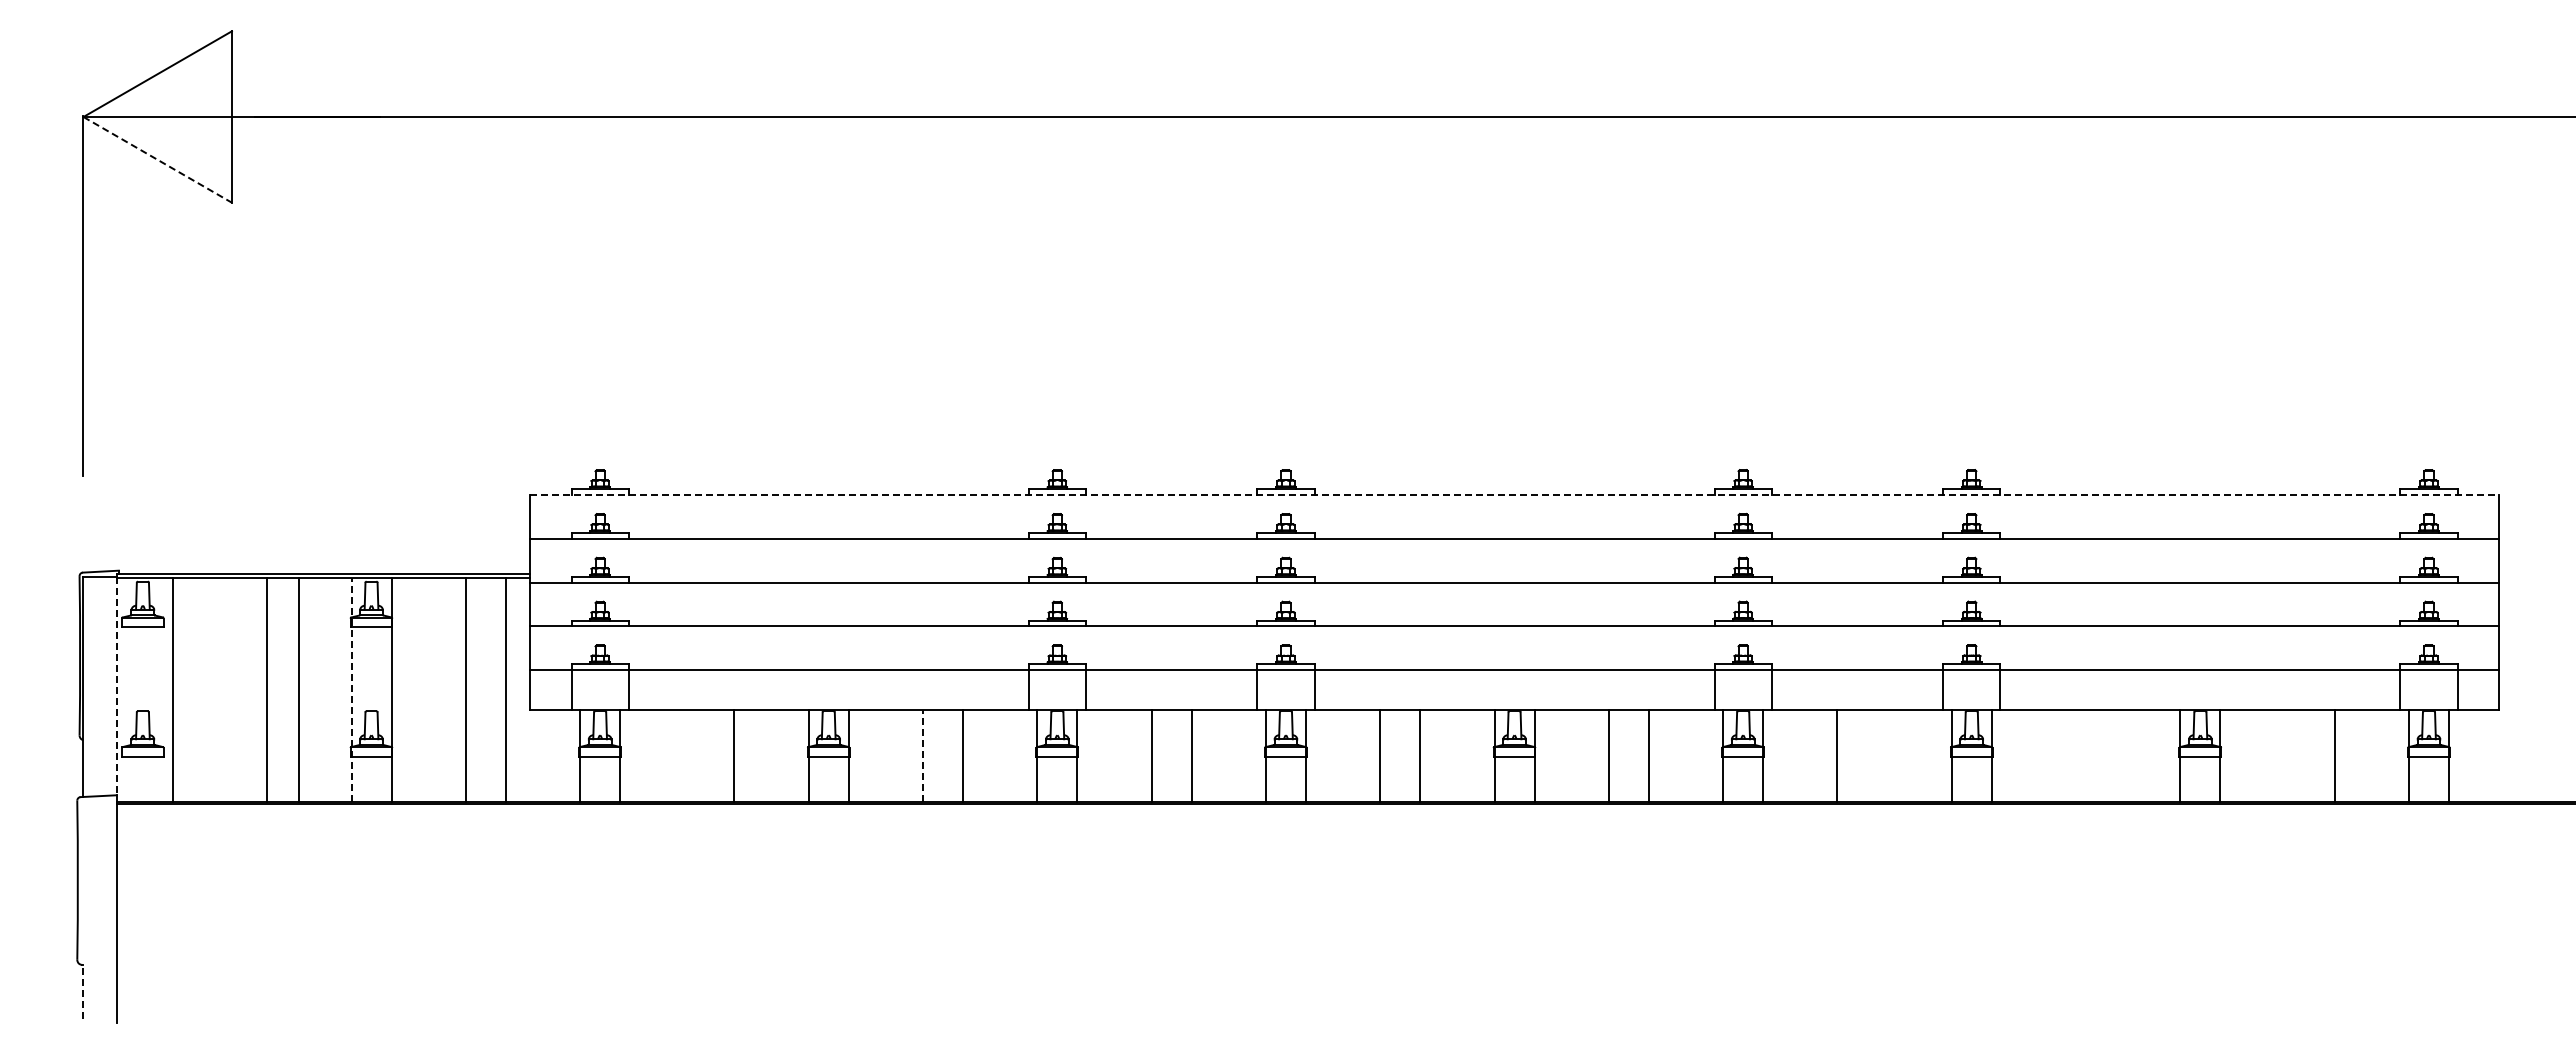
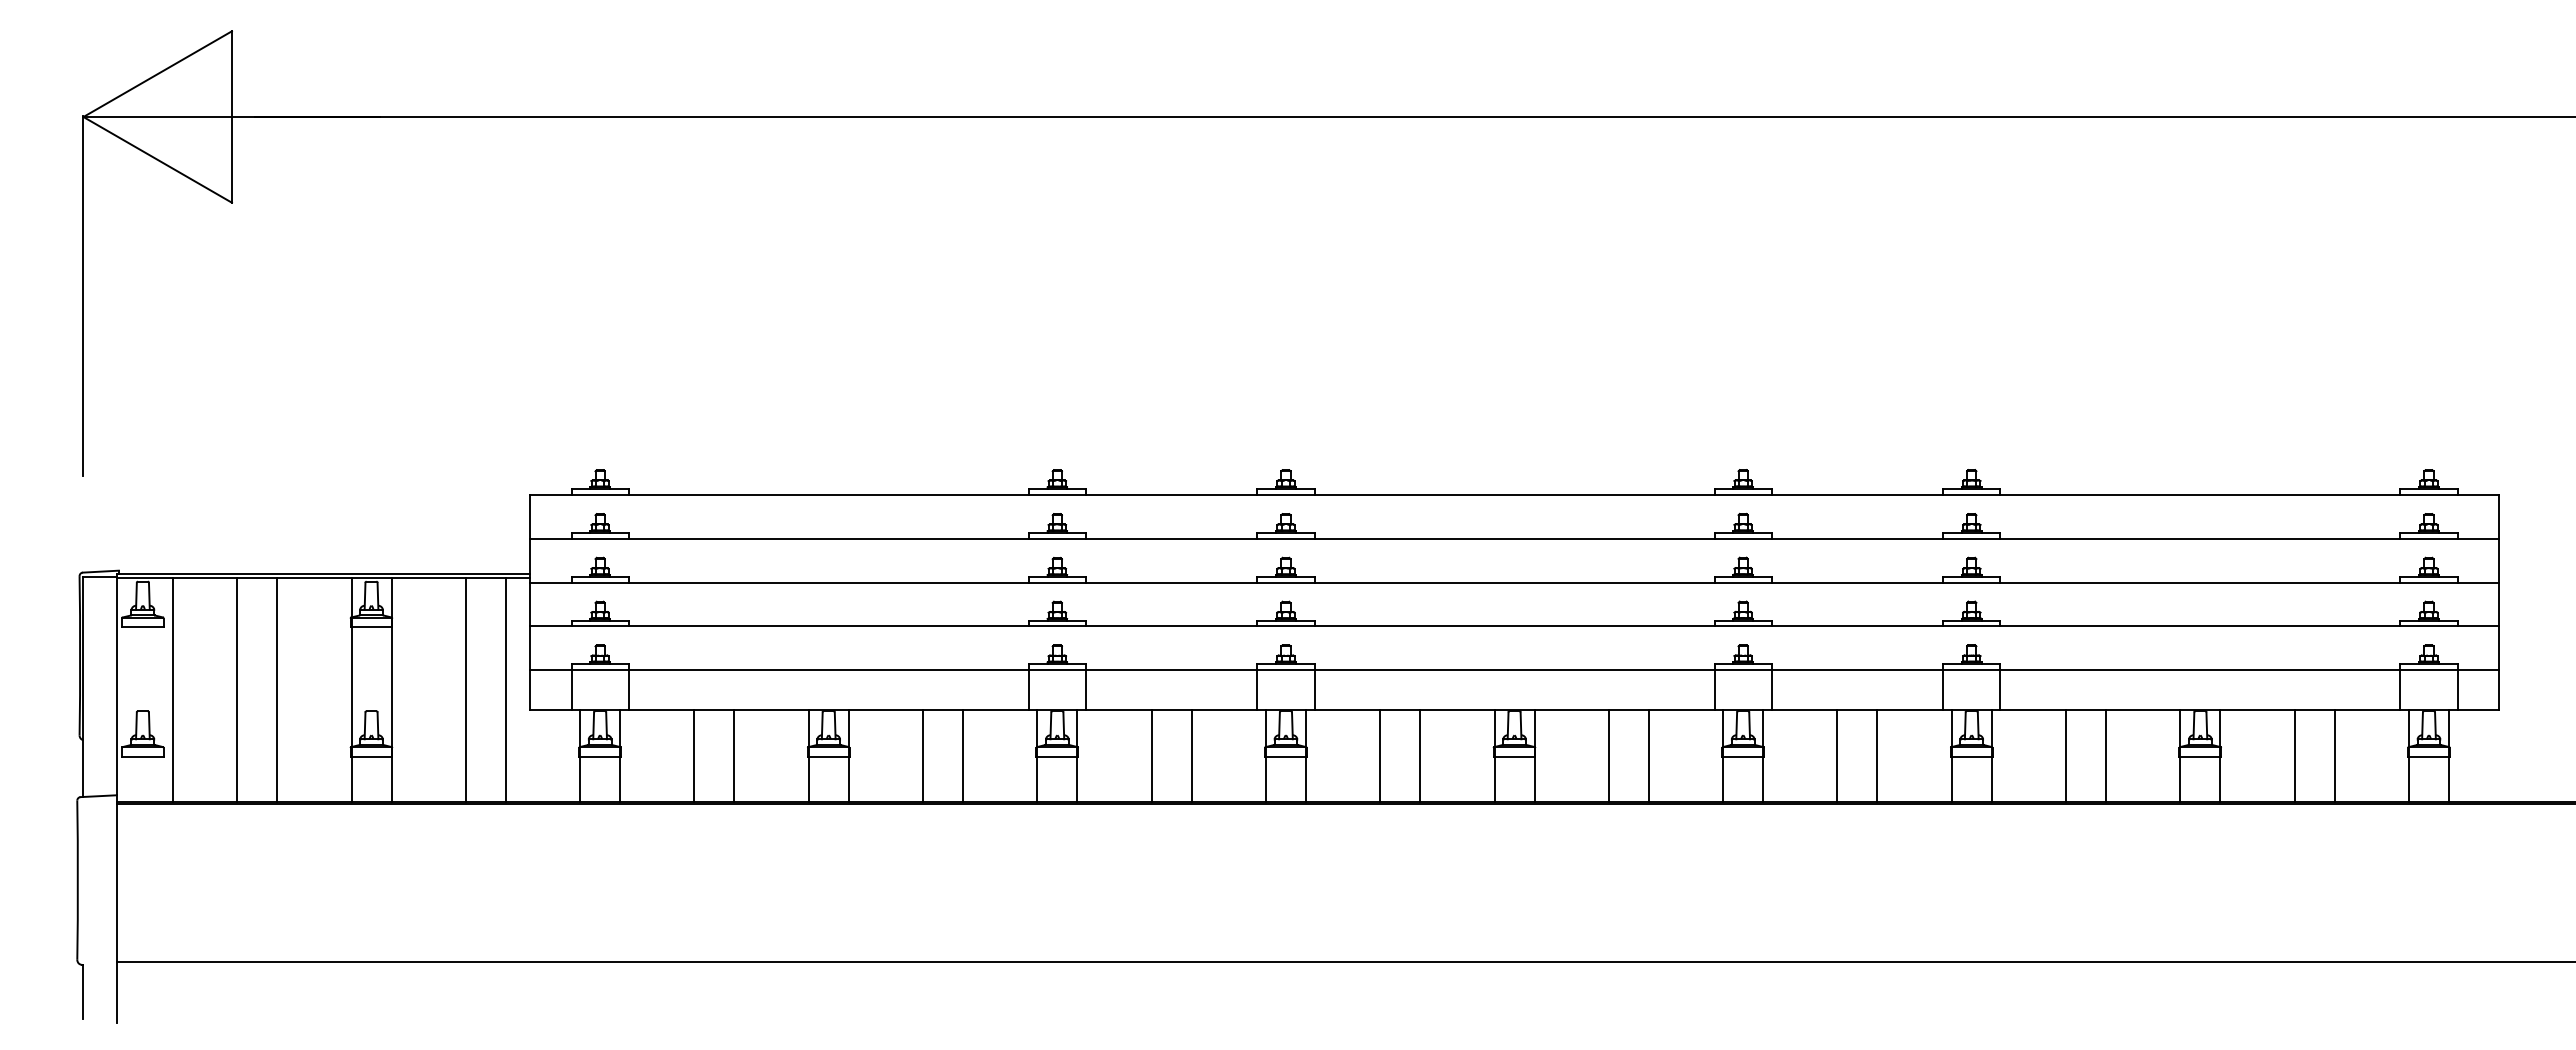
line: dashed -> solid (157, 159)
line: dashed -> solid (1515, 494)
line: dashed -> solid (116, 686)
line position: (267, 690) -> (237, 690) (237, 690)
line position: (299, 690) -> (277, 690) (277, 690)
line: dashed -> solid (351, 690)
line: none -> present (694, 755)
line: dashed -> solid (923, 755)
line: none -> present (1877, 755)
line: none -> present (2066, 755)
line: none -> present (2106, 755)
line: none -> present (2294, 755)
line: none -> present (1344, 962)
line: dashed -> solid (83, 991)
